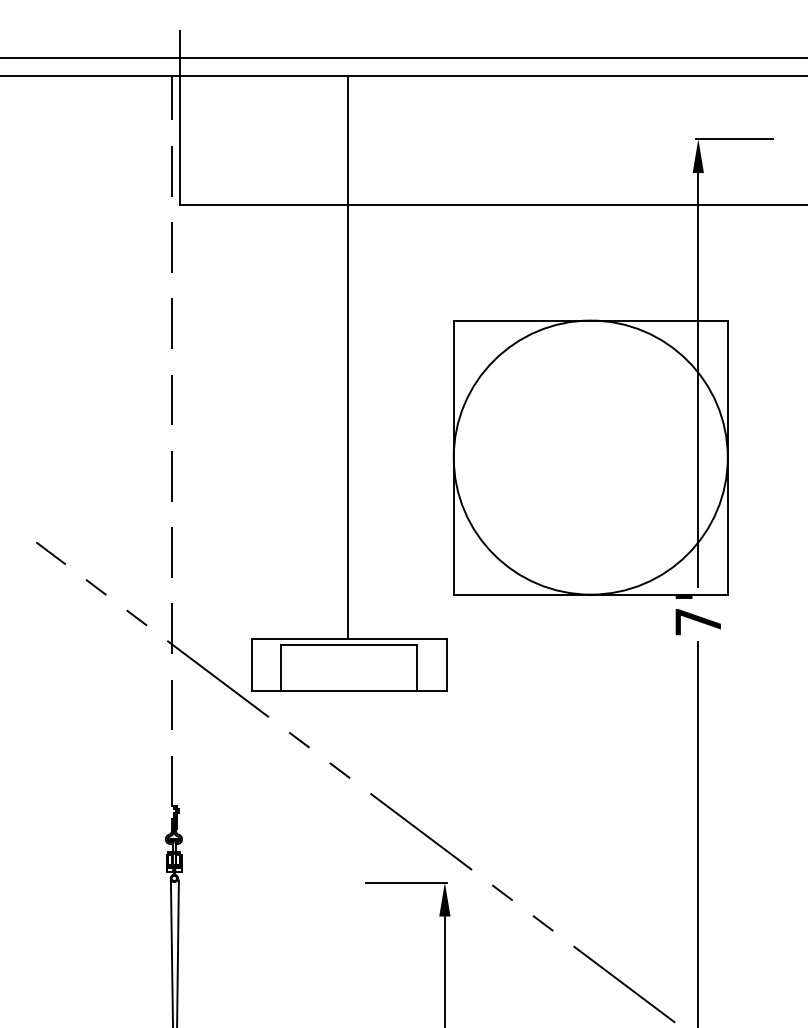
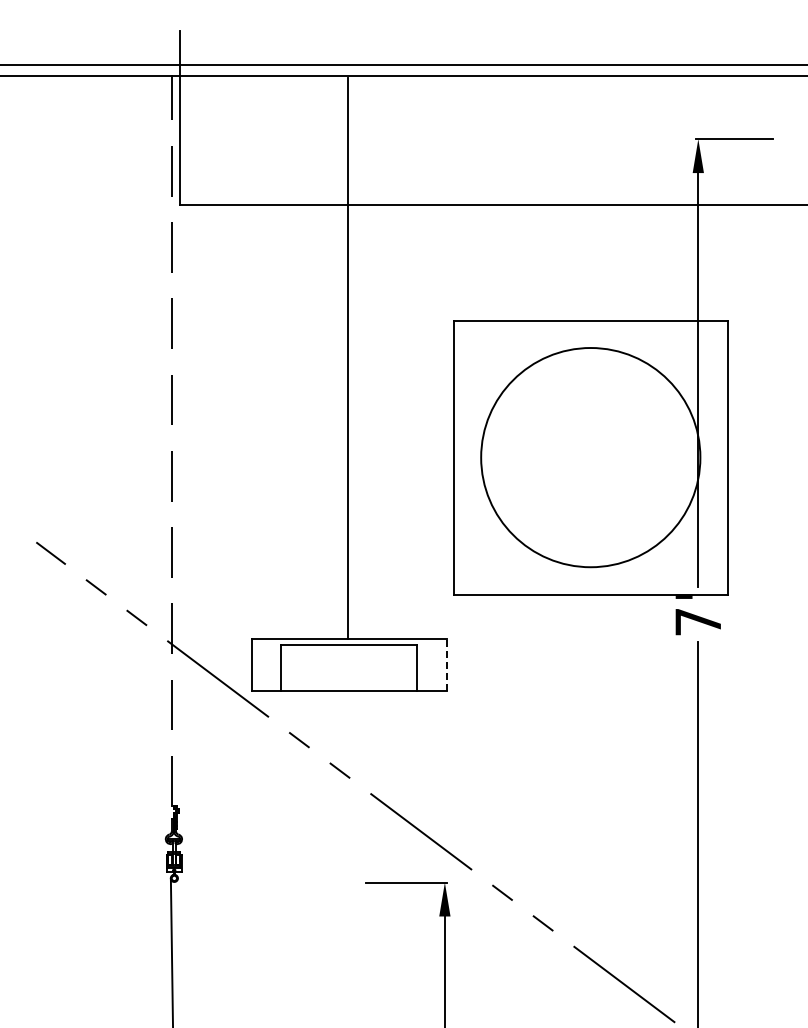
line position: (403, 58) -> (403, 65) (403, 65)
circle diameter: 274 px -> 219 px (590, 457)
line: solid -> dashed (446, 664)
line: present -> none (177, 952)
